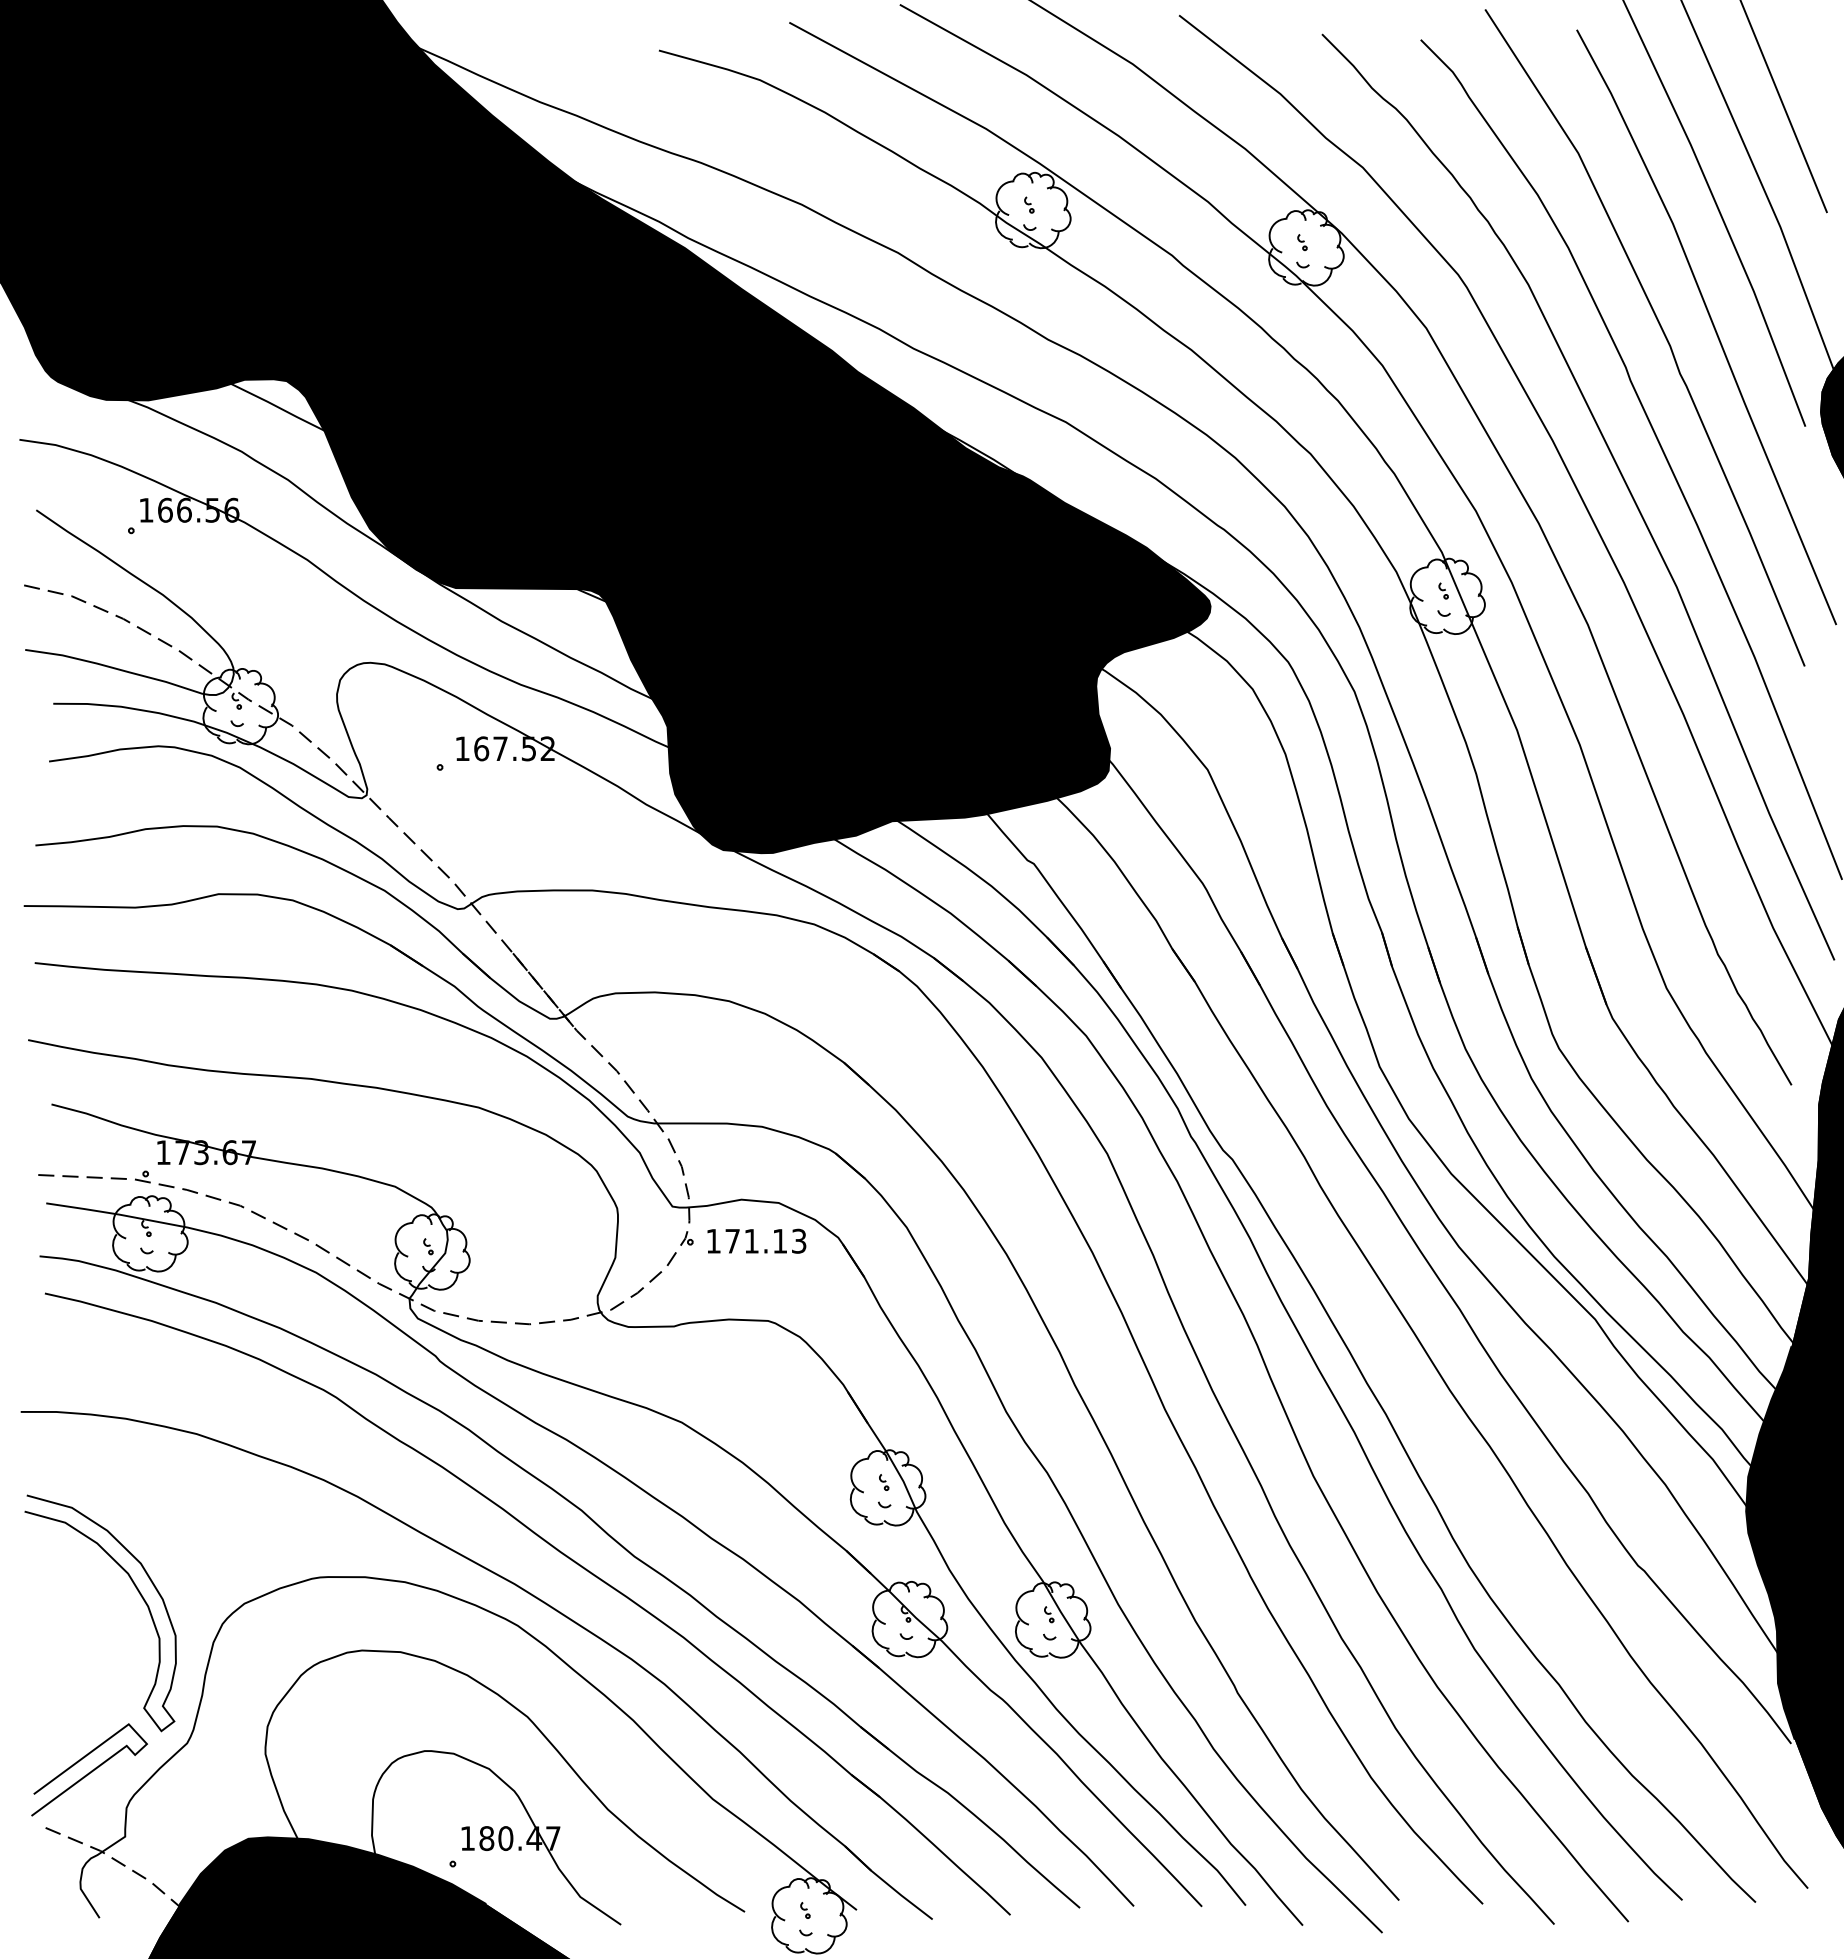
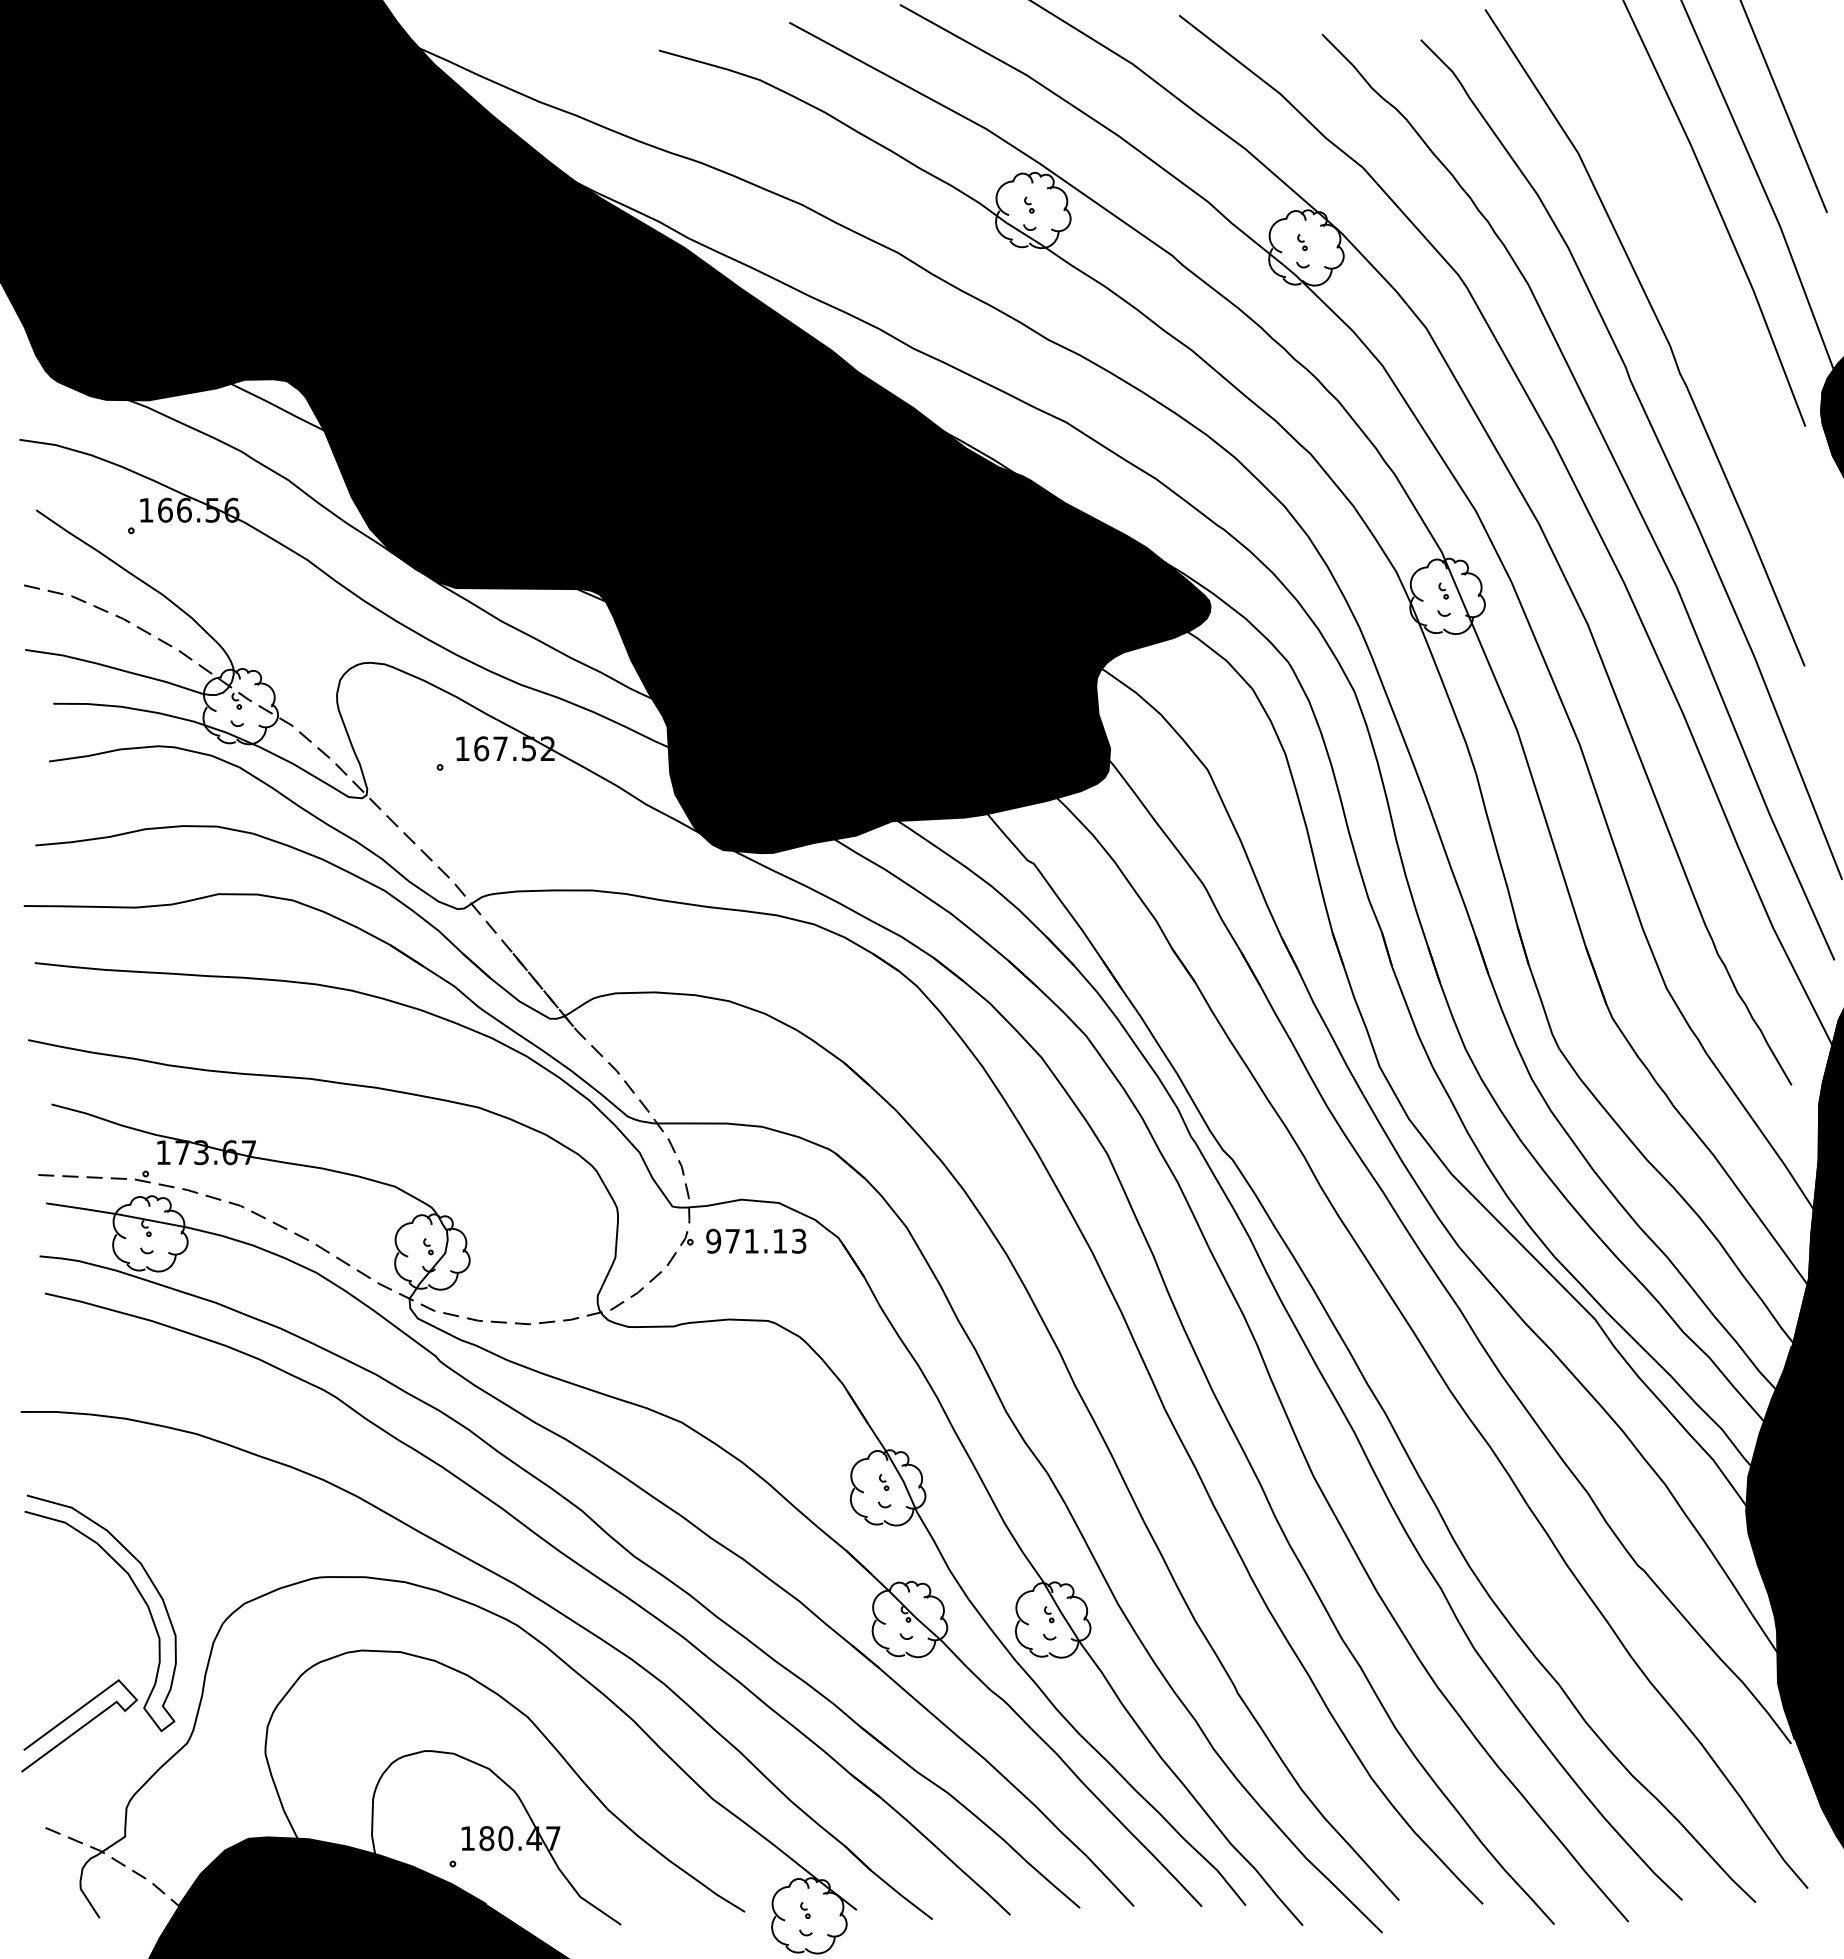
line: present -> none (1712, 325)
text: 171.13 -> 971.13 (713, 1240)
curve position: (91, 1770) -> (81, 1726) (81, 1726)
